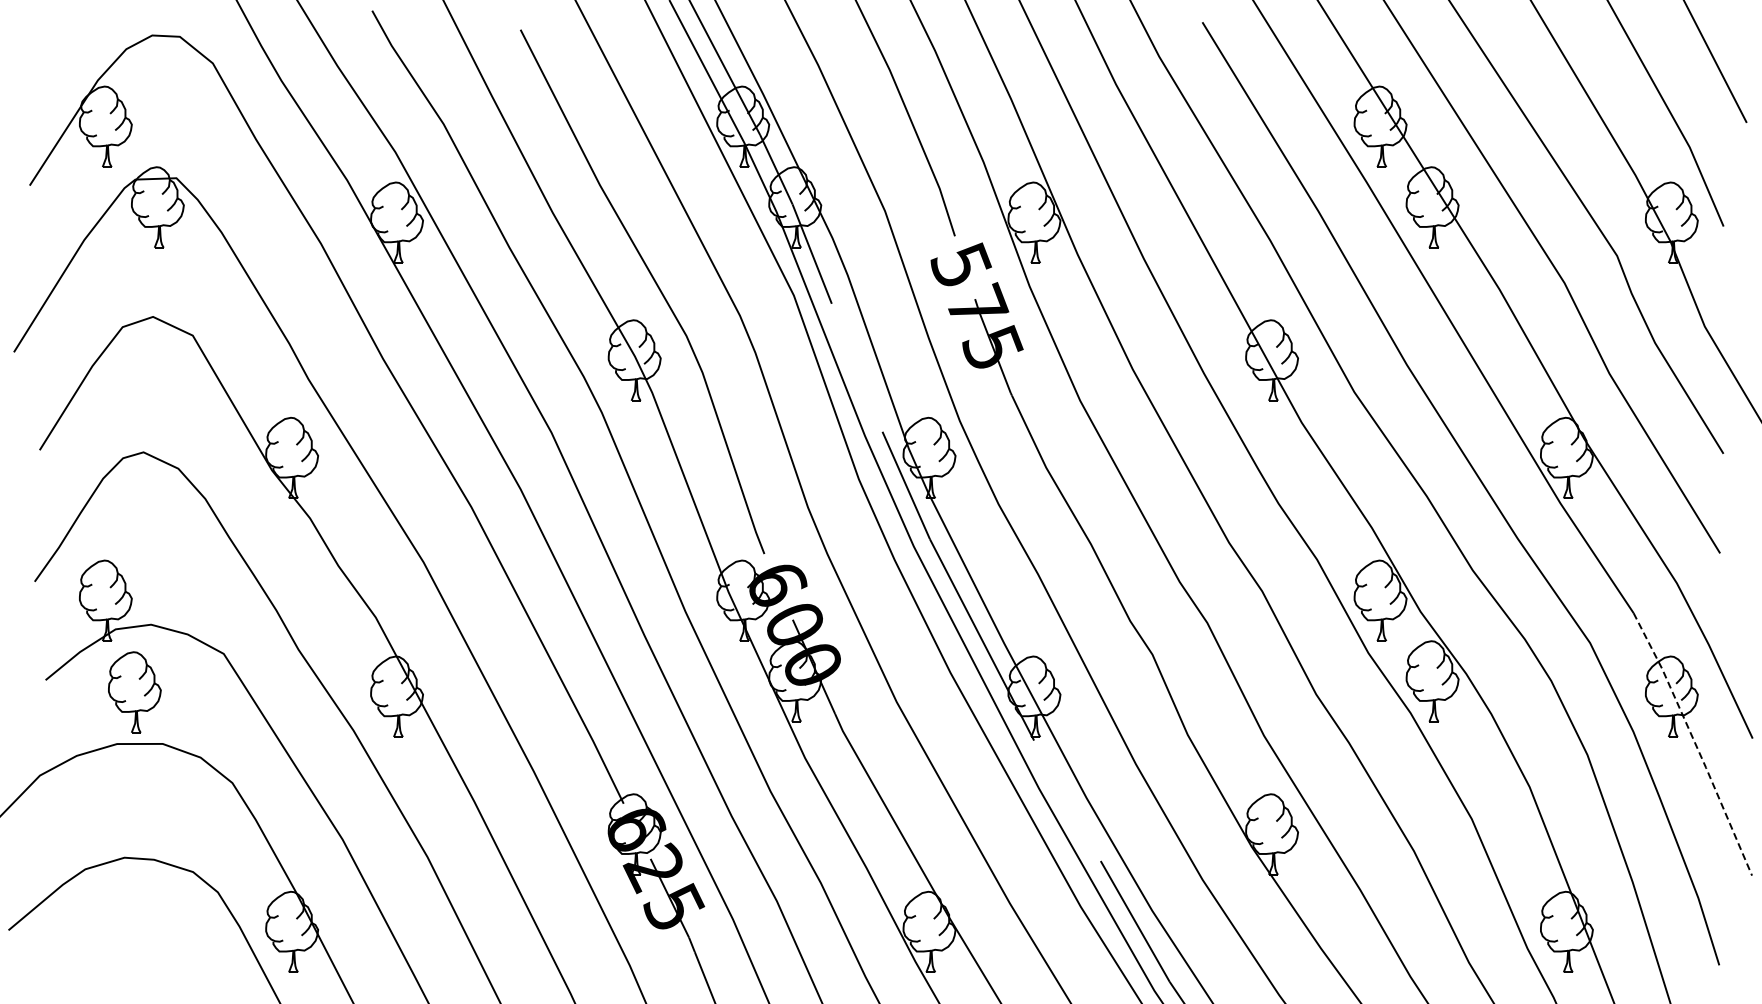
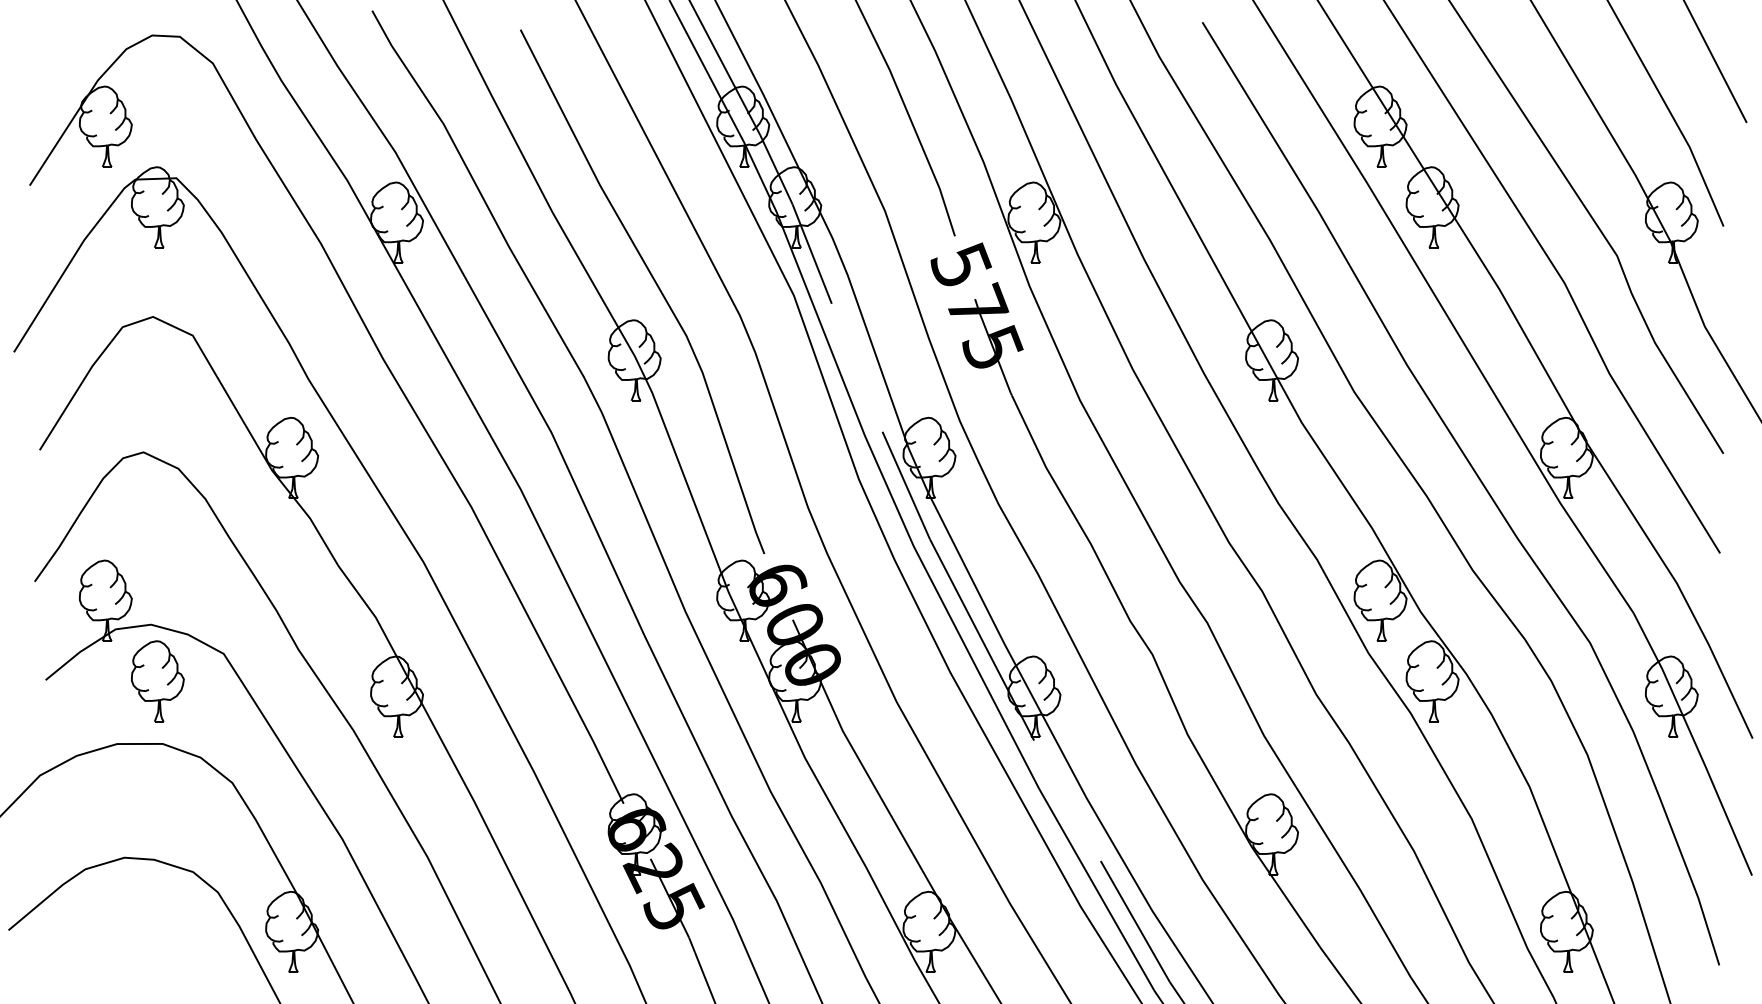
part position: (134, 692) -> (157, 681) (157, 681)
line: dashed -> solid (1695, 743)
